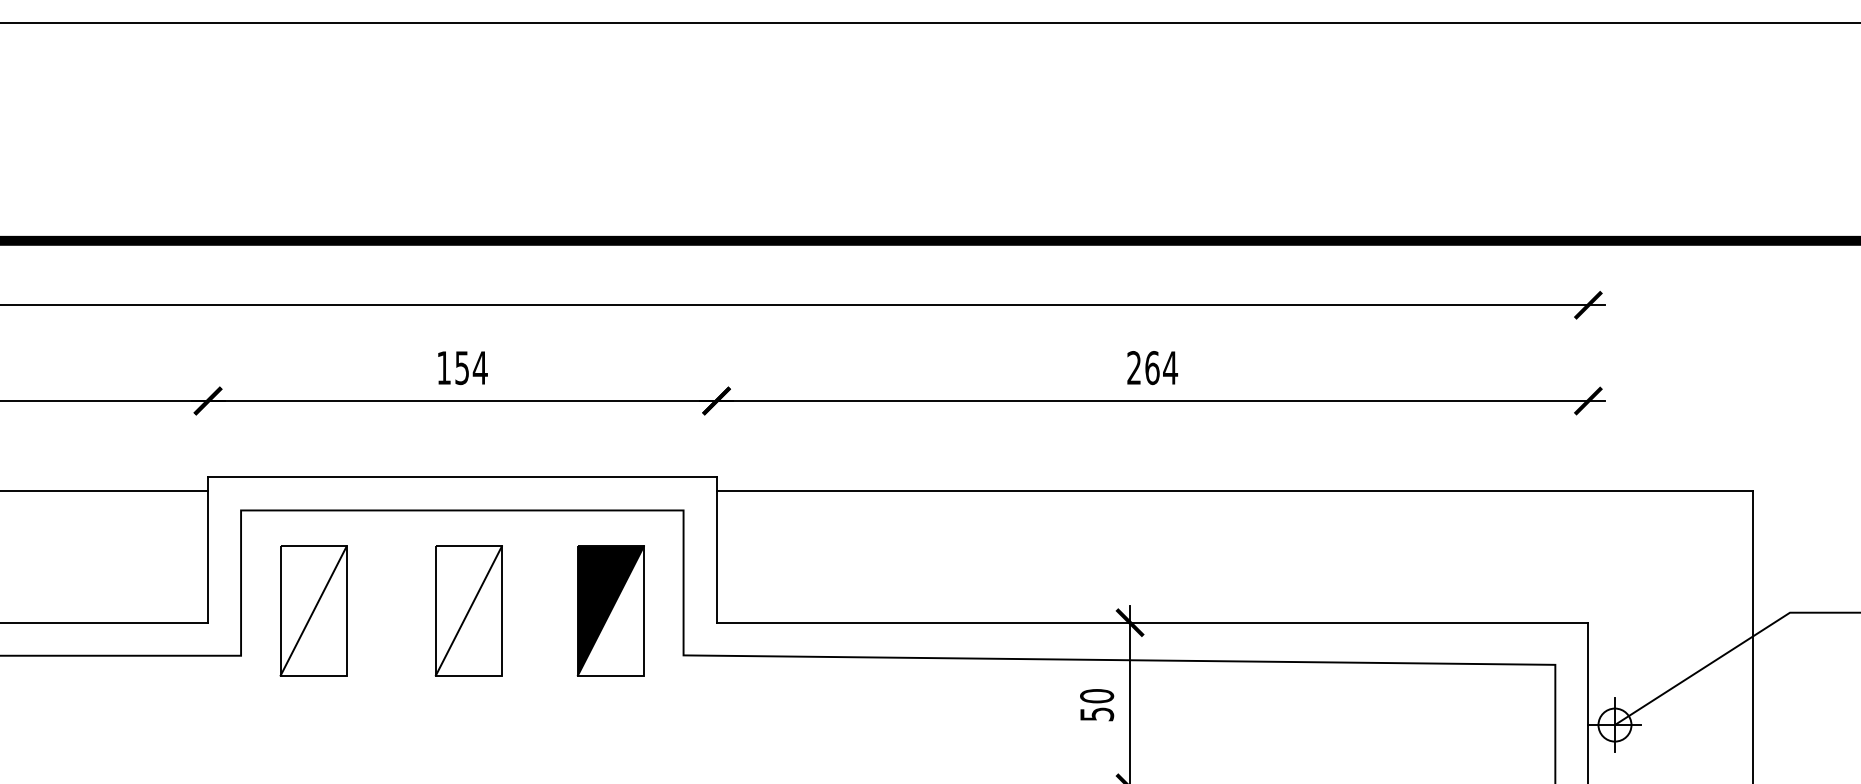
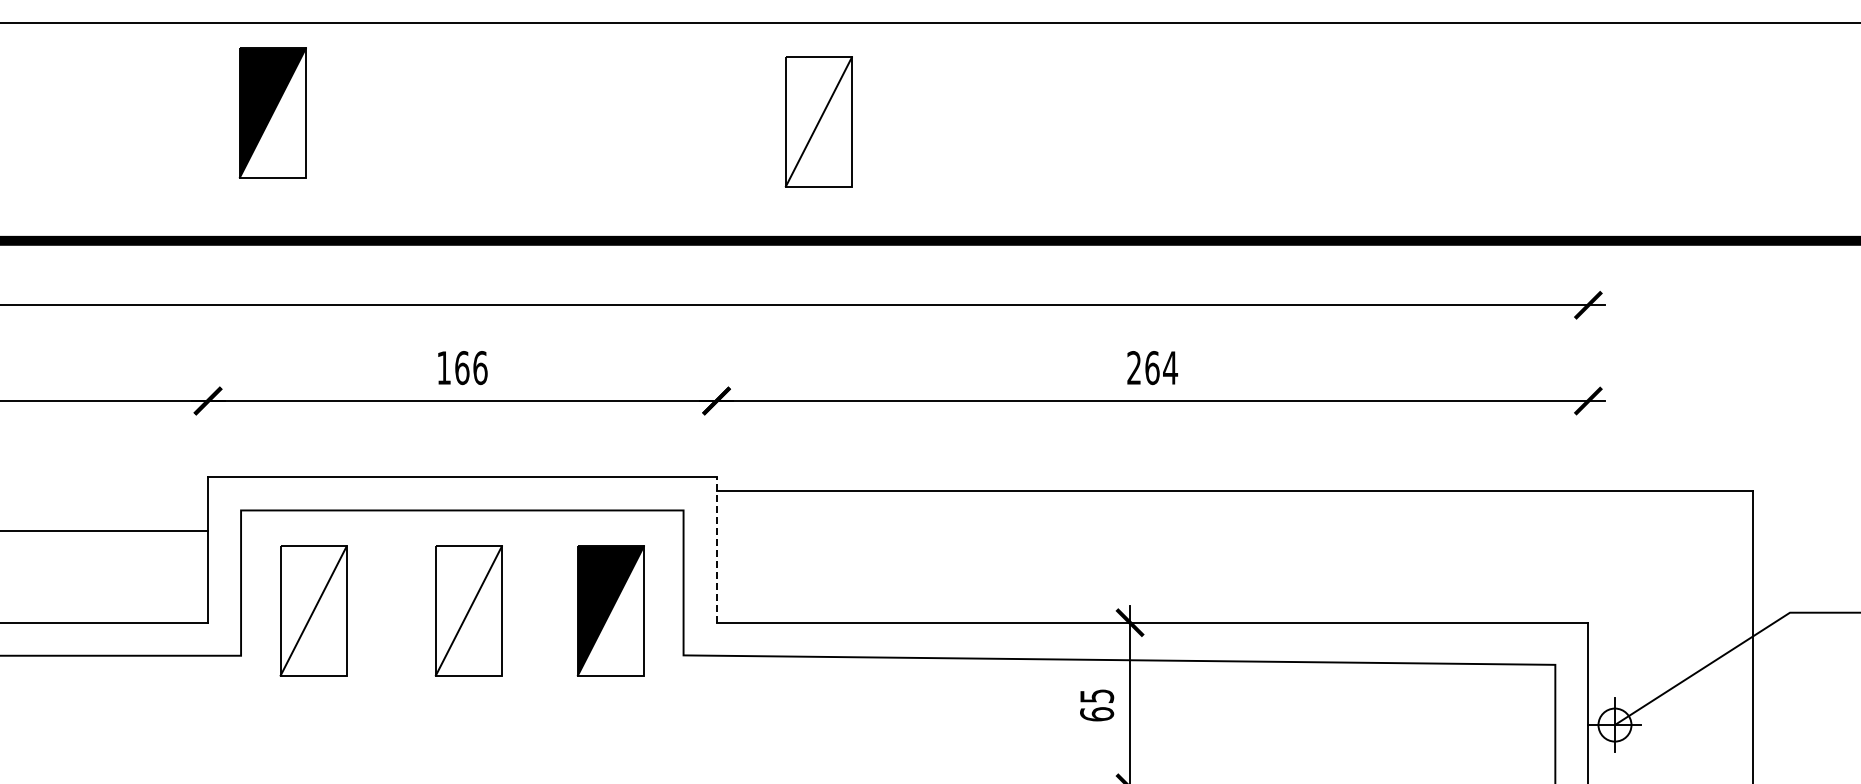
part: none -> present (272, 112)
part: none -> present (818, 121)
text: 154 -> 166 (471, 368)
line position: (105, 490) -> (105, 530) (105, 530)
line: solid -> dashed (716, 550)
text: 50 -> 65 (1097, 705)
